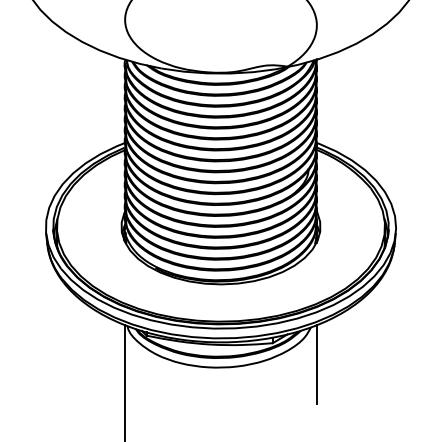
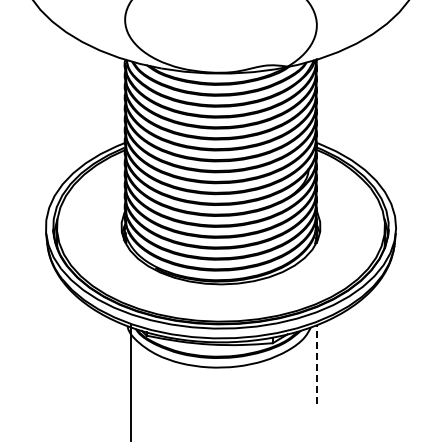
line: solid -> dashed (316, 363)
line position: (125, 381) -> (131, 381) (131, 381)
